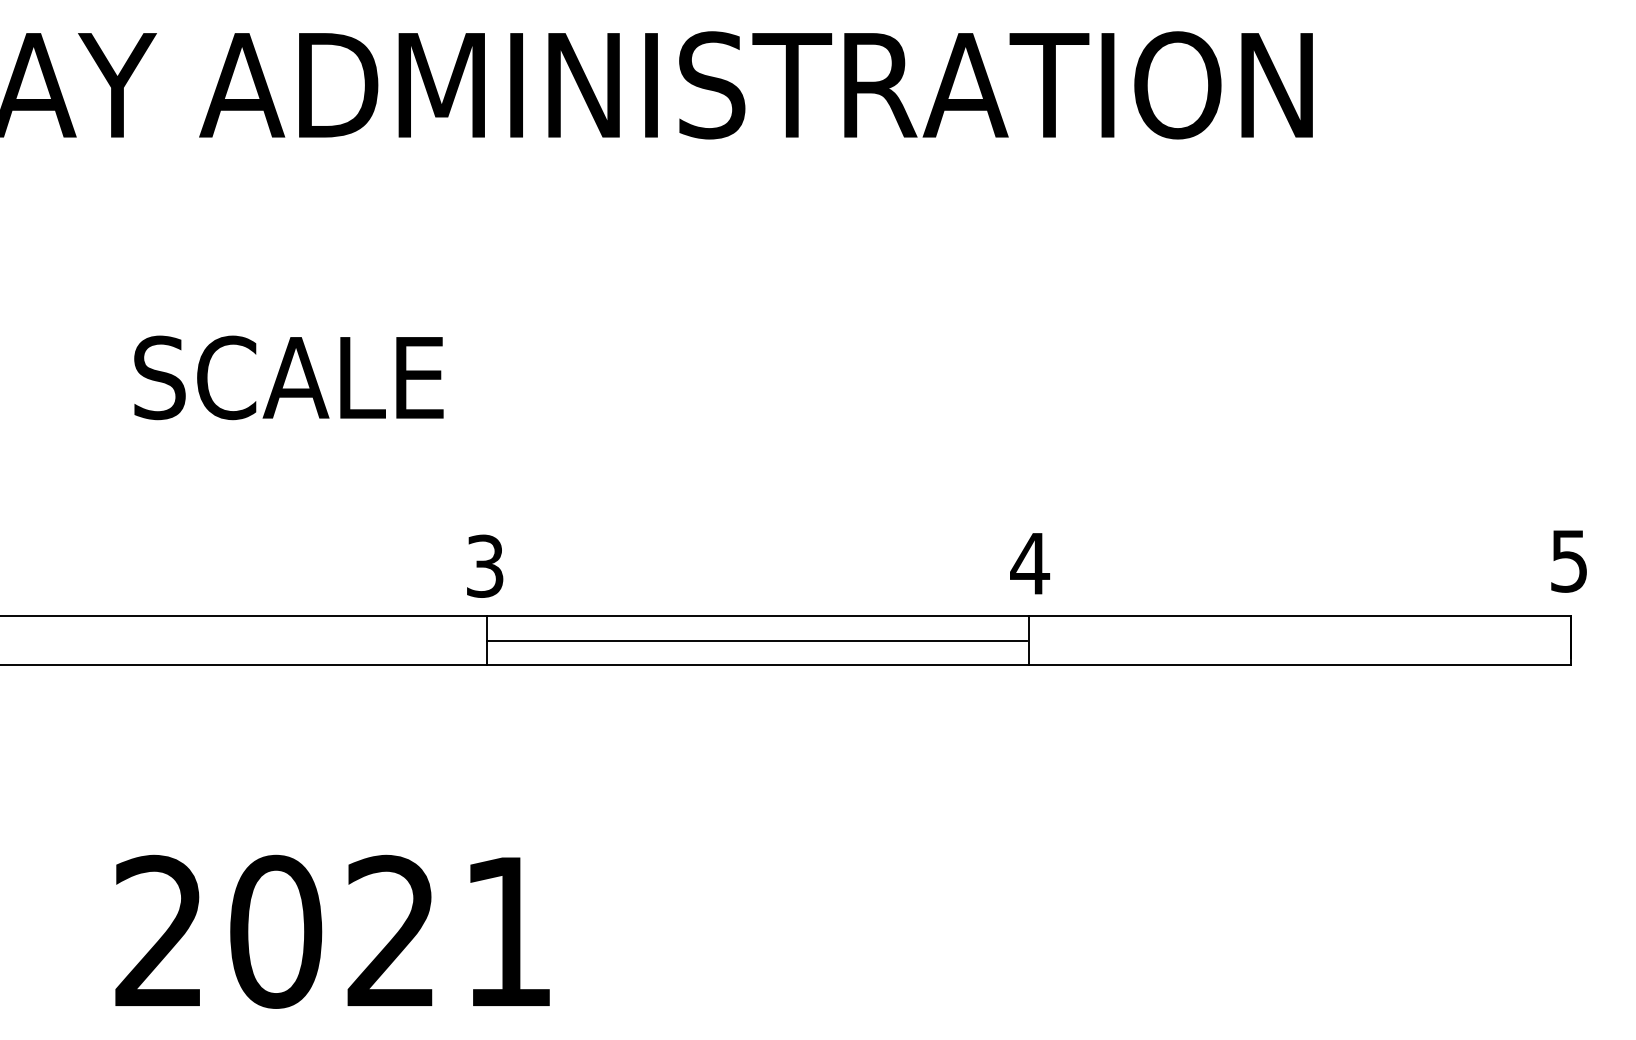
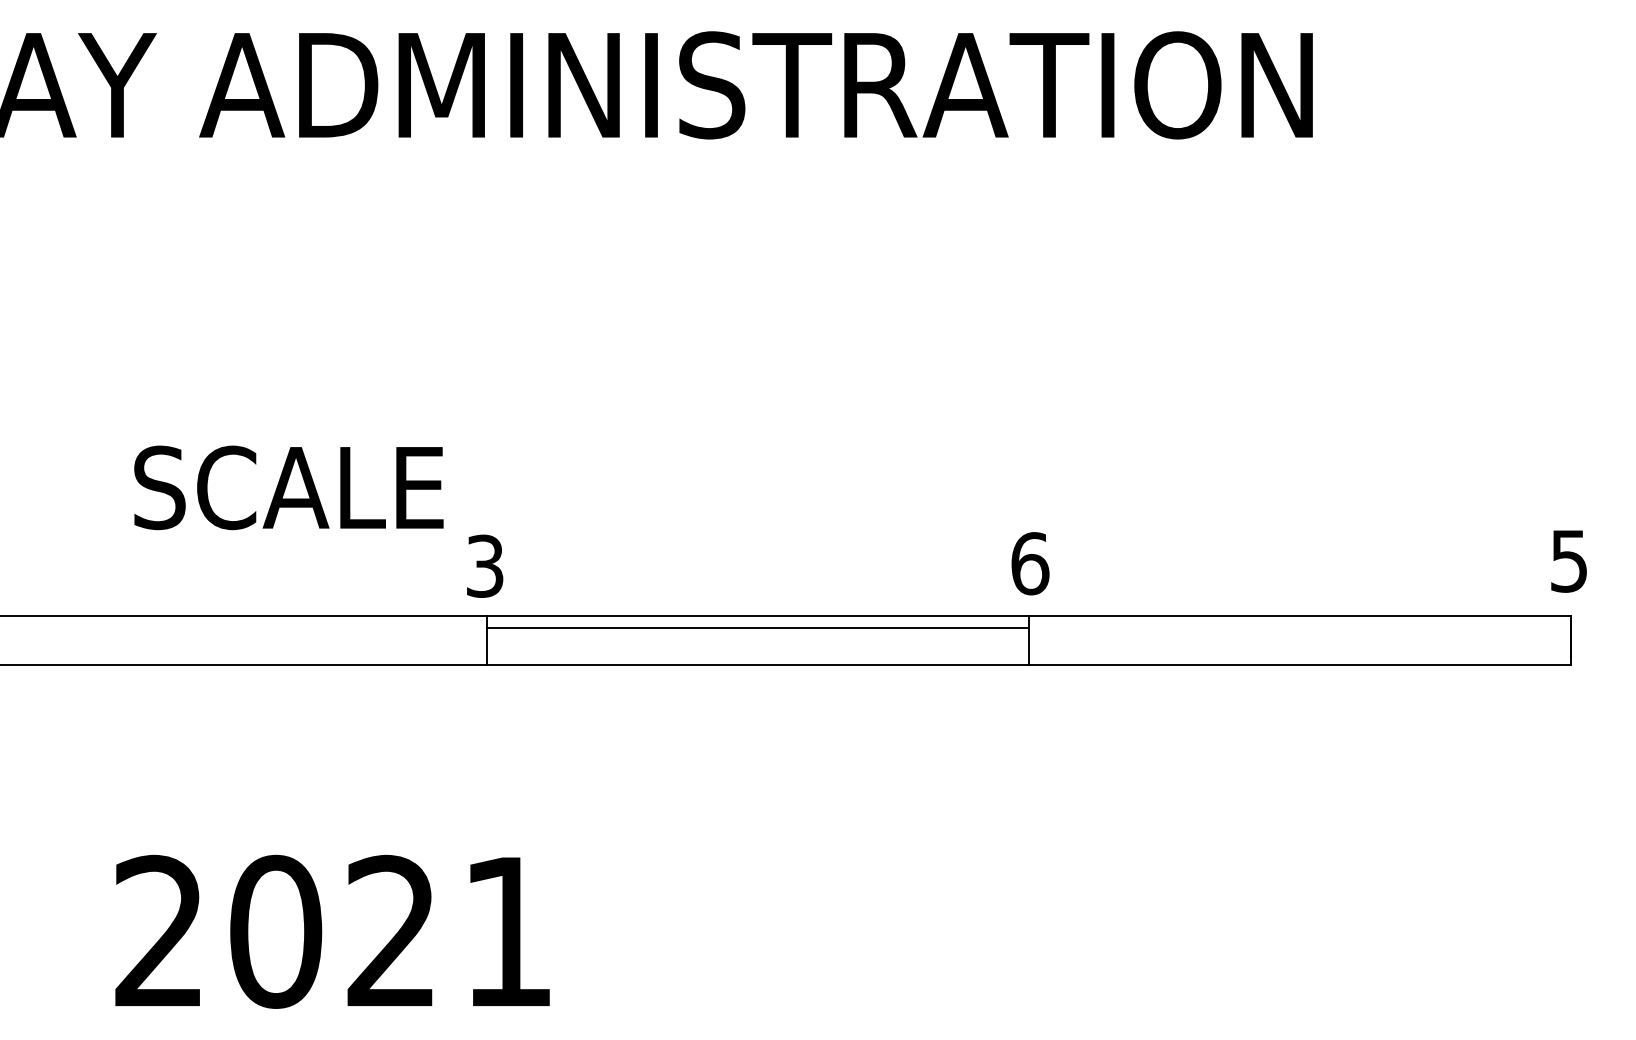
text position: (288, 377) -> (288, 487) (288, 487)
text: 4 -> 6 (1030, 563)
line position: (757, 641) -> (757, 628) (757, 628)
